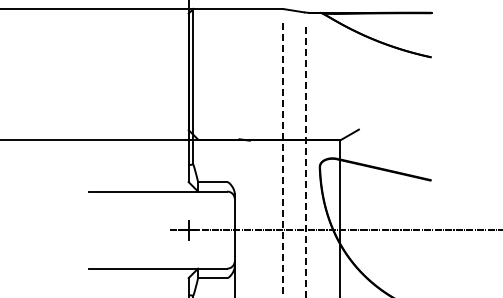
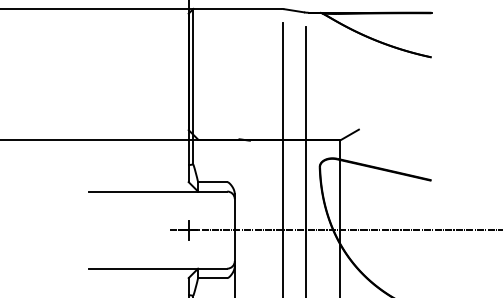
line: dashed -> solid (282, 160)
line: dashed -> solid (306, 162)
